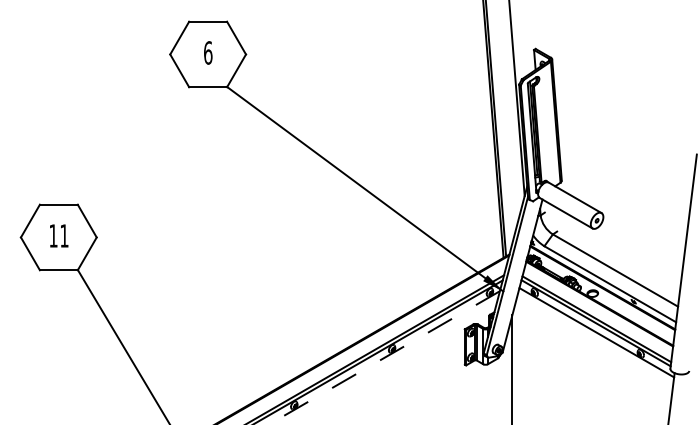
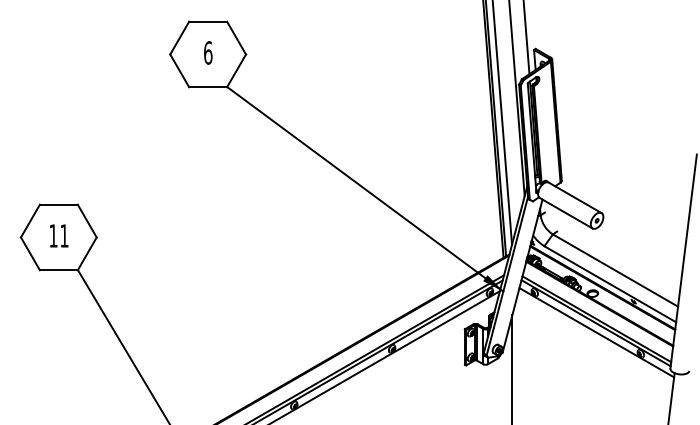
line: none -> present (526, 38)
line: none -> present (502, 123)
line: dashed -> solid (383, 358)
